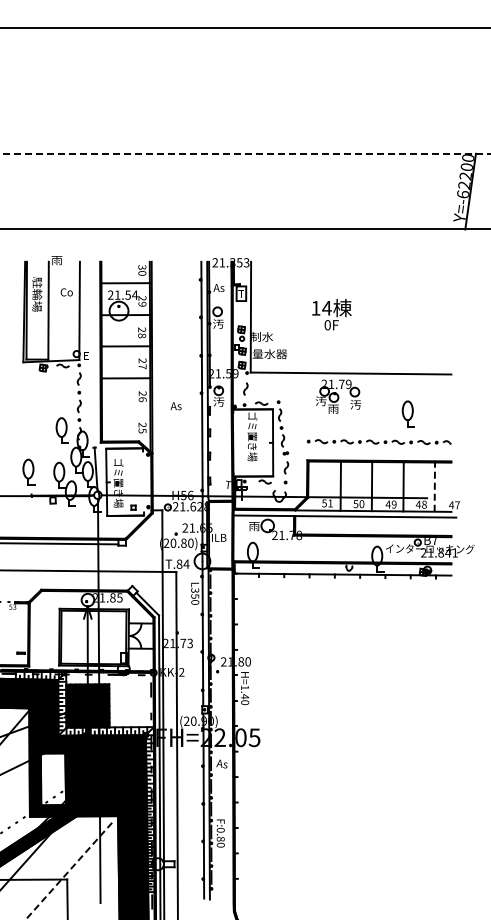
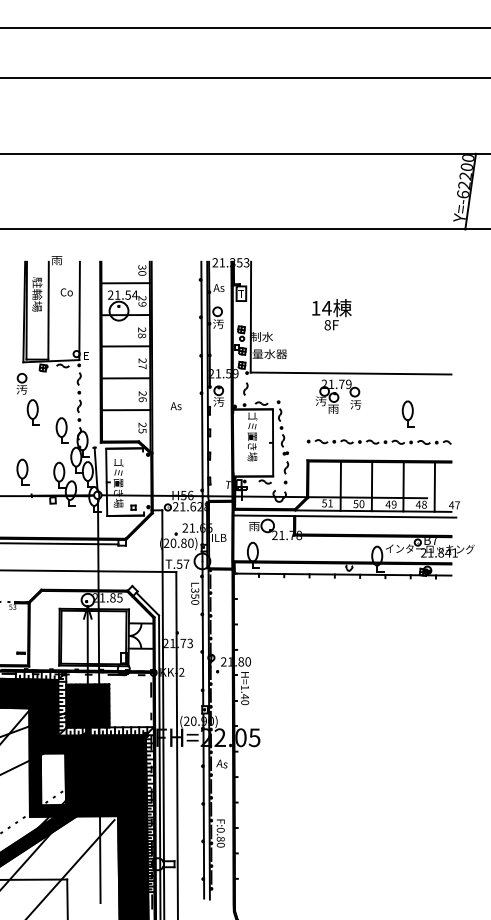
line: none -> present (244, 78)
line: dashed -> solid (245, 153)
text: 0F -> 8F (327, 325)
part: none -> present (27, 399)
line: none -> present (125, 410)
part position: (28, 471) -> (22, 471) (22, 471)
line: dashed -> solid (434, 487)
text: T.84 -> T.57 (182, 563)
line: dashed -> solid (70, 869)
